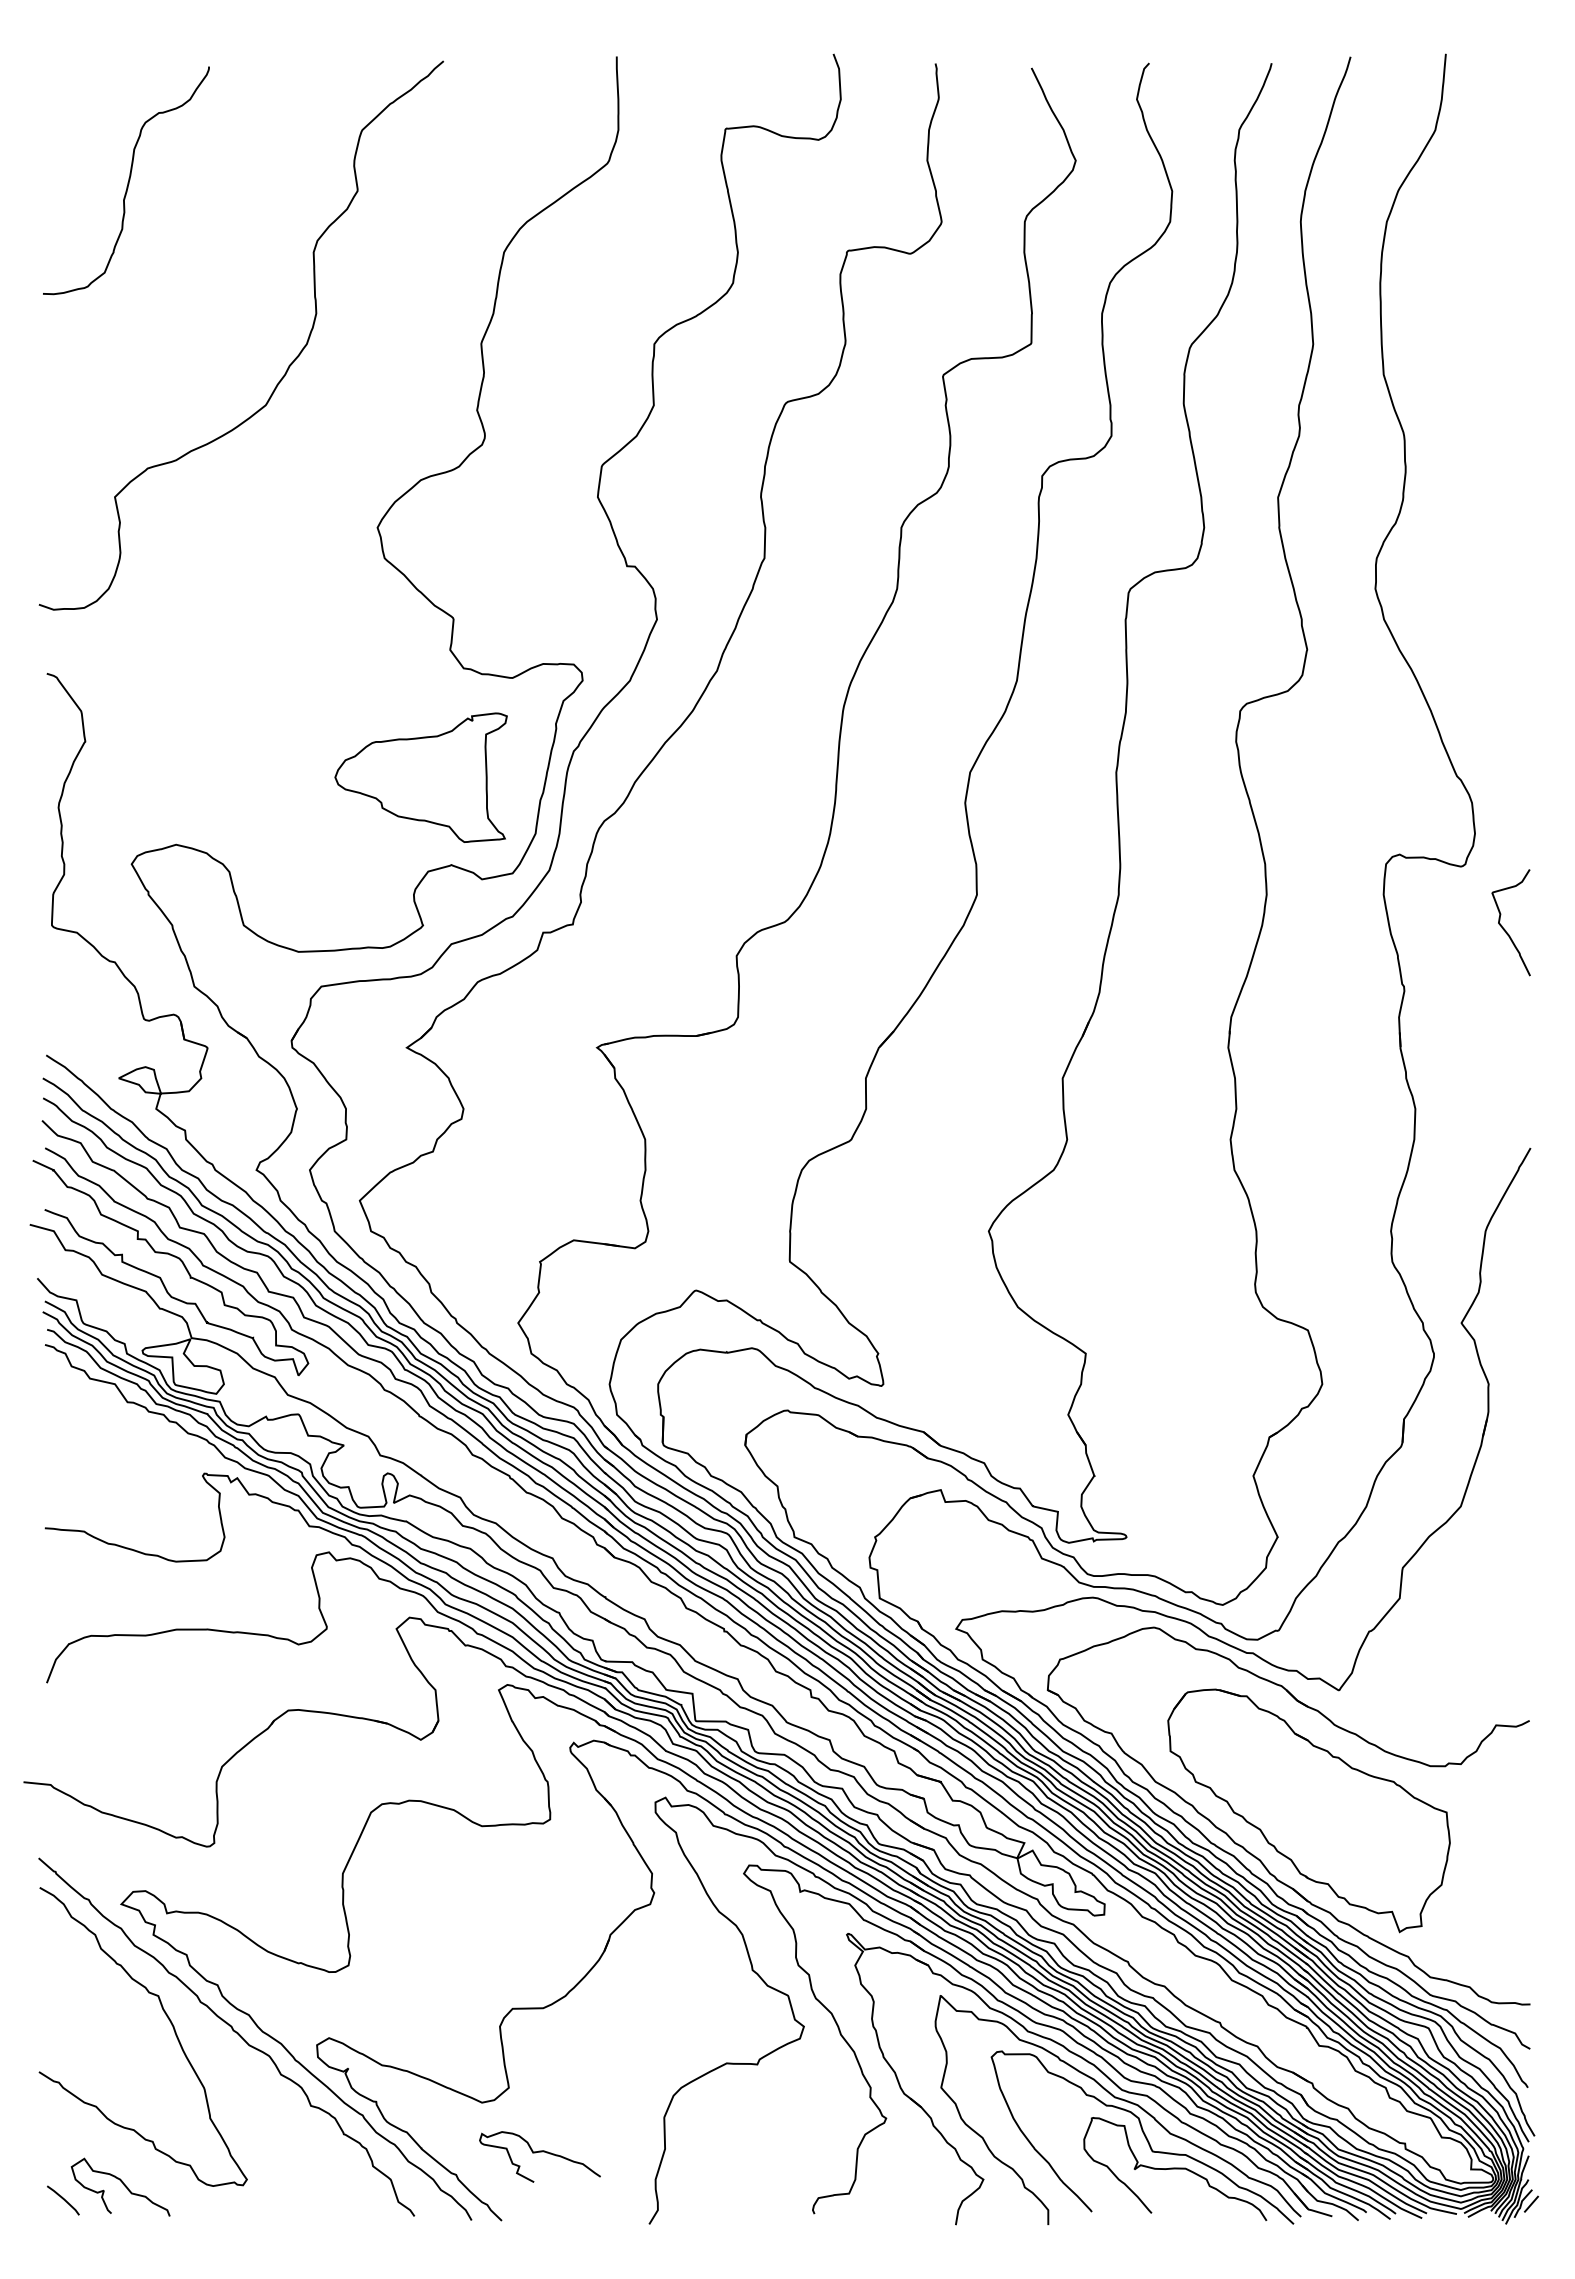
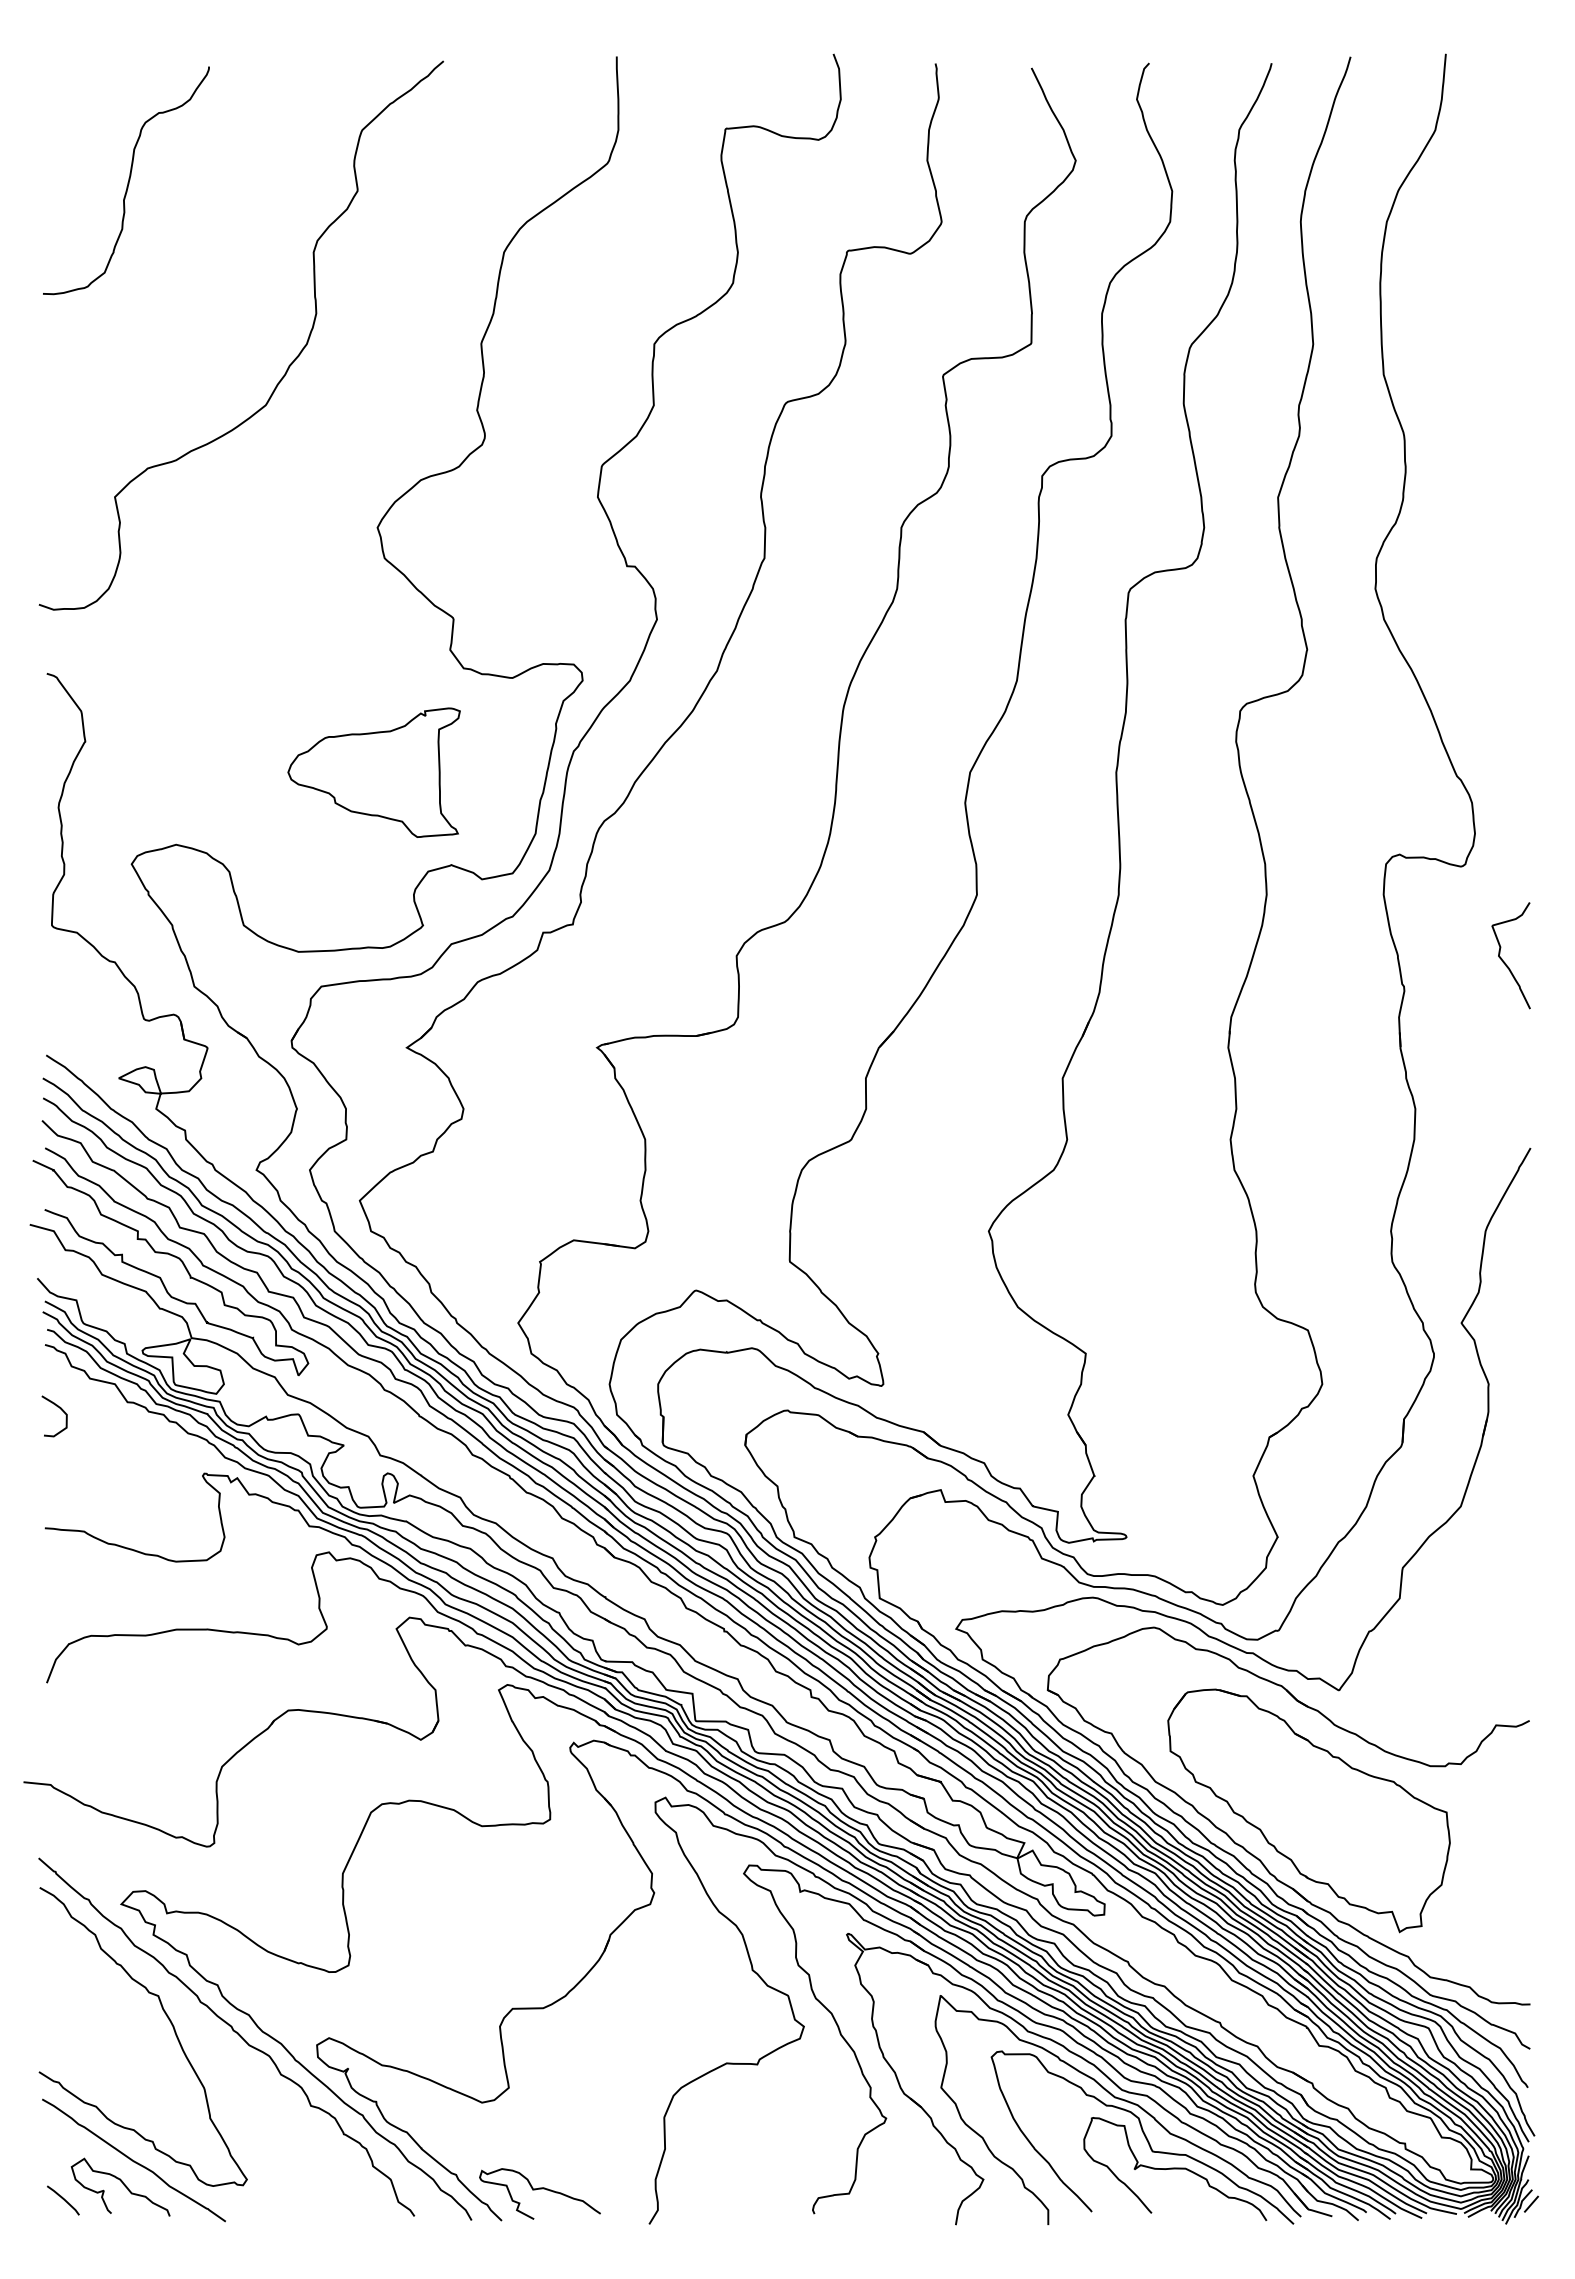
part position: (420, 777) -> (373, 772) (373, 772)
curve position: (1504, 928) -> (1504, 961) (1504, 961)
curve: none -> present (60, 1409)
curve position: (539, 2152) -> (539, 2189) (539, 2189)
curve: none -> present (133, 2160)
